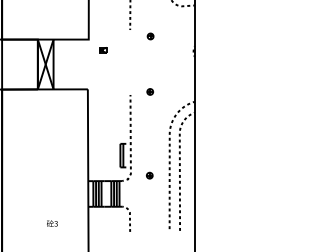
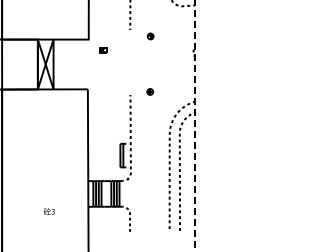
line: solid -> dashed (194, 125)
part: present -> none (149, 175)
text position: (52, 223) -> (49, 211) (49, 211)
